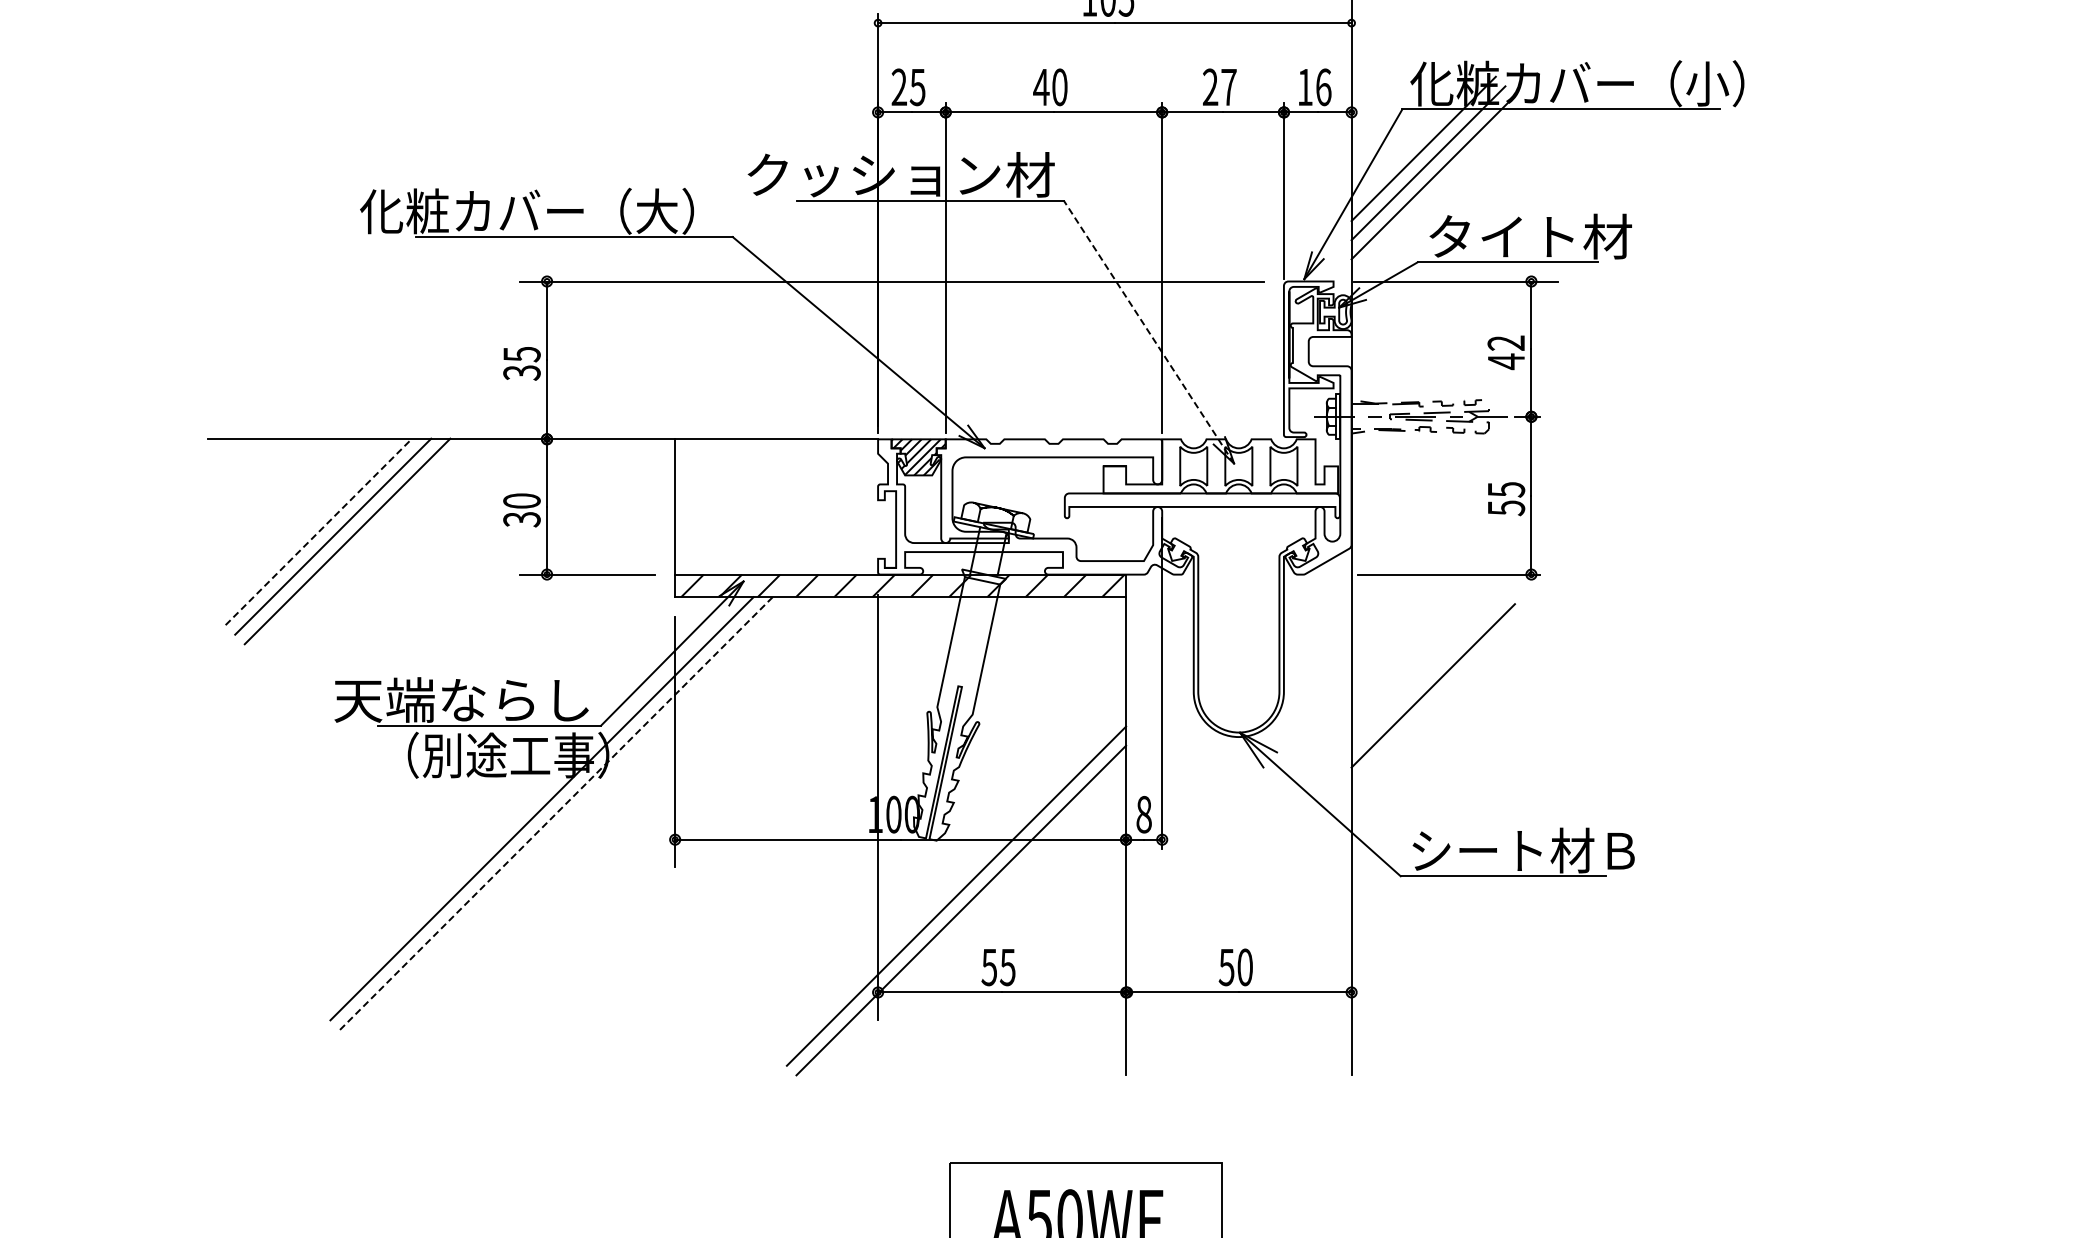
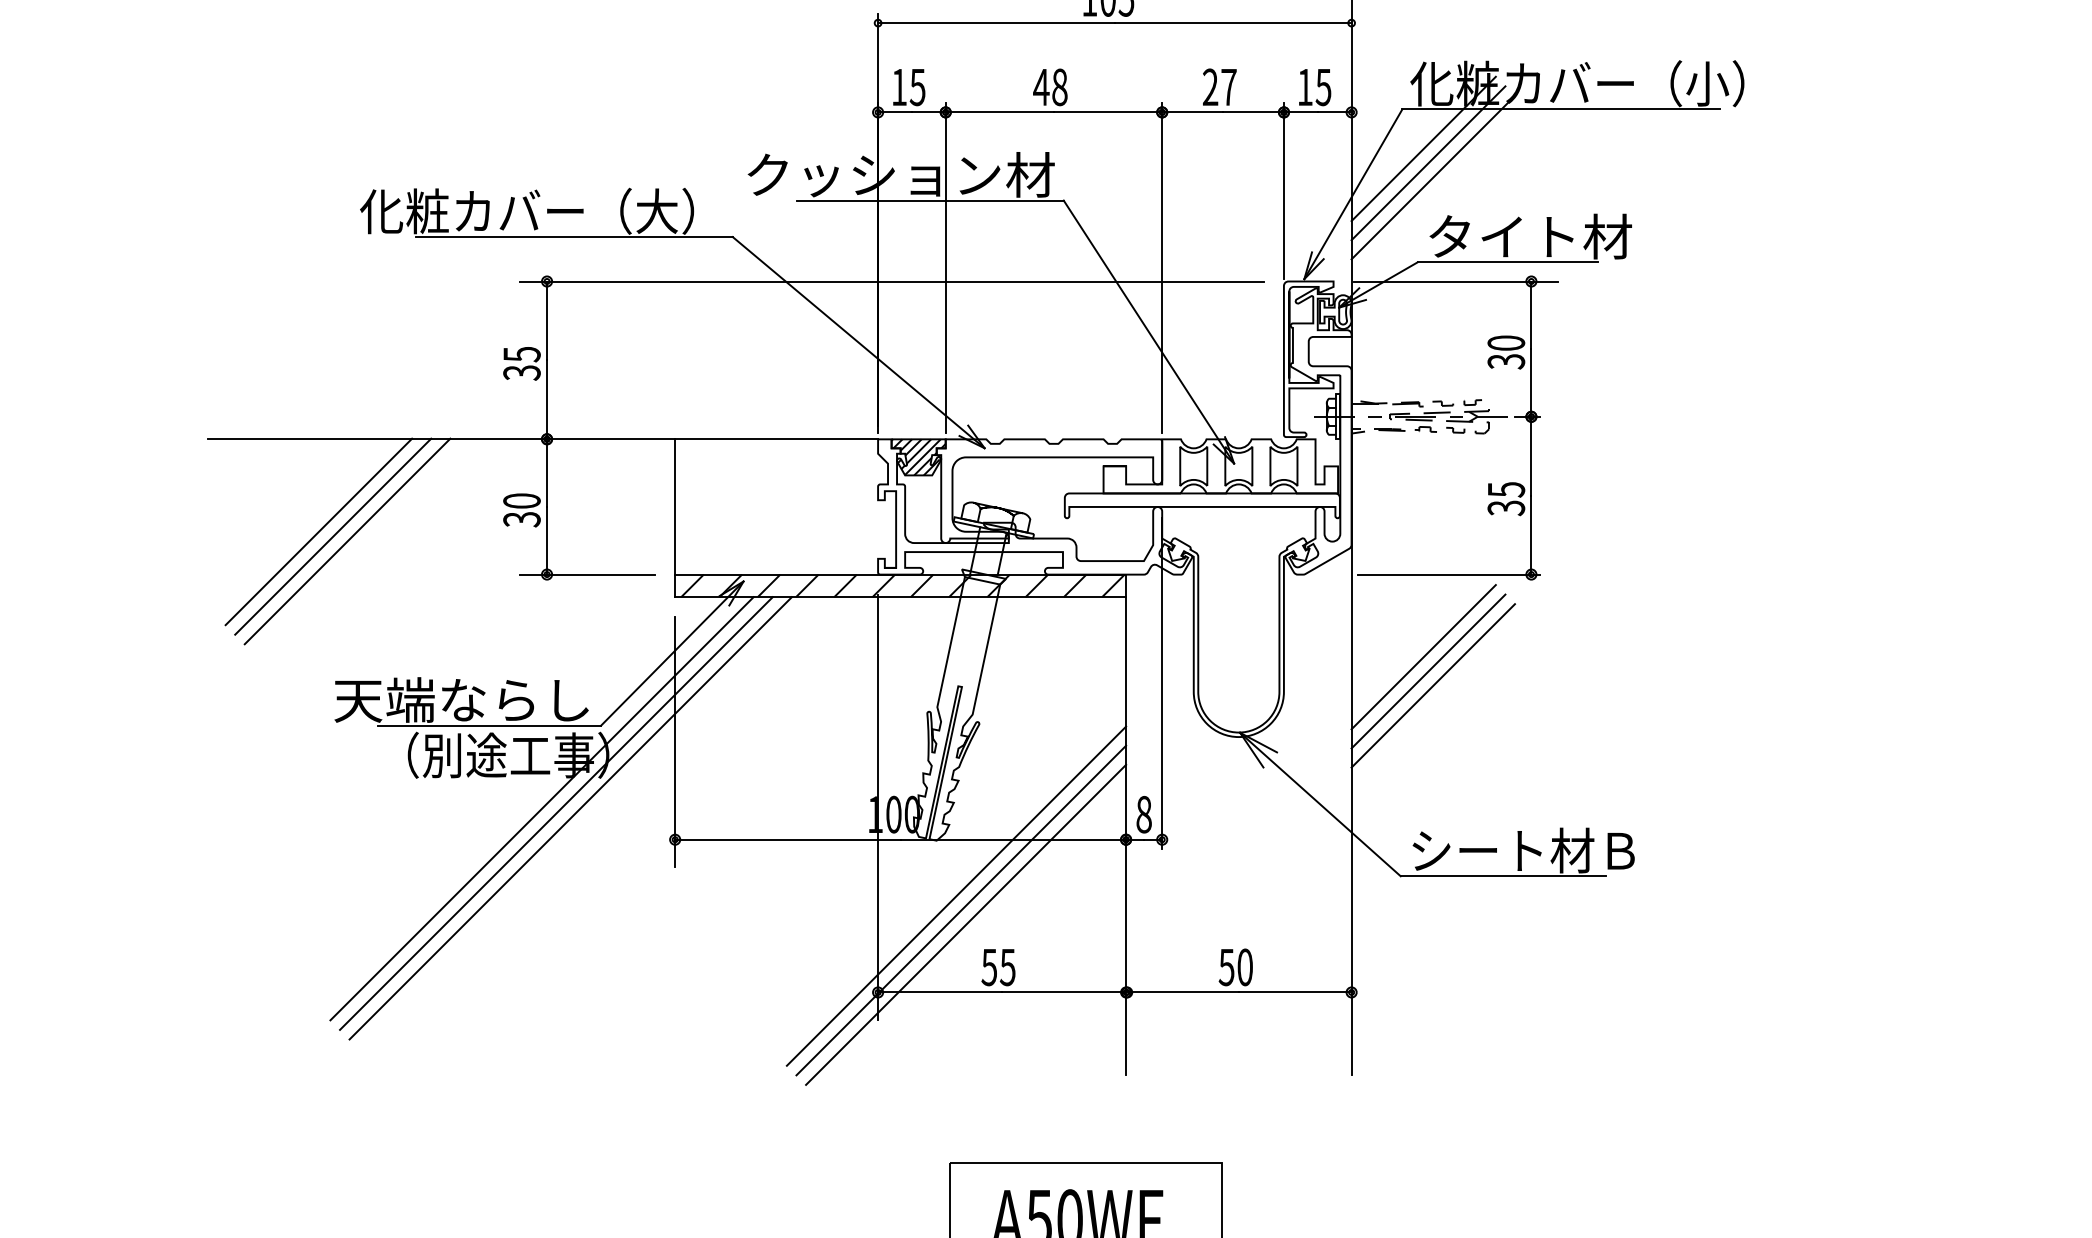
text: 25 -> 15 (898, 86)
text: 40 -> 48 (1059, 86)
text: 16 -> 15 (1323, 87)
line: dashed -> solid (1148, 332)
text: 42 -> 30 (1506, 352)
text: 55 -> 35 (1505, 507)
line: dashed -> solid (318, 531)
line: none -> present (1423, 657)
line: none -> present (1428, 671)
line: dashed -> solid (556, 813)
line: none -> present (570, 818)
line: none -> present (966, 924)
